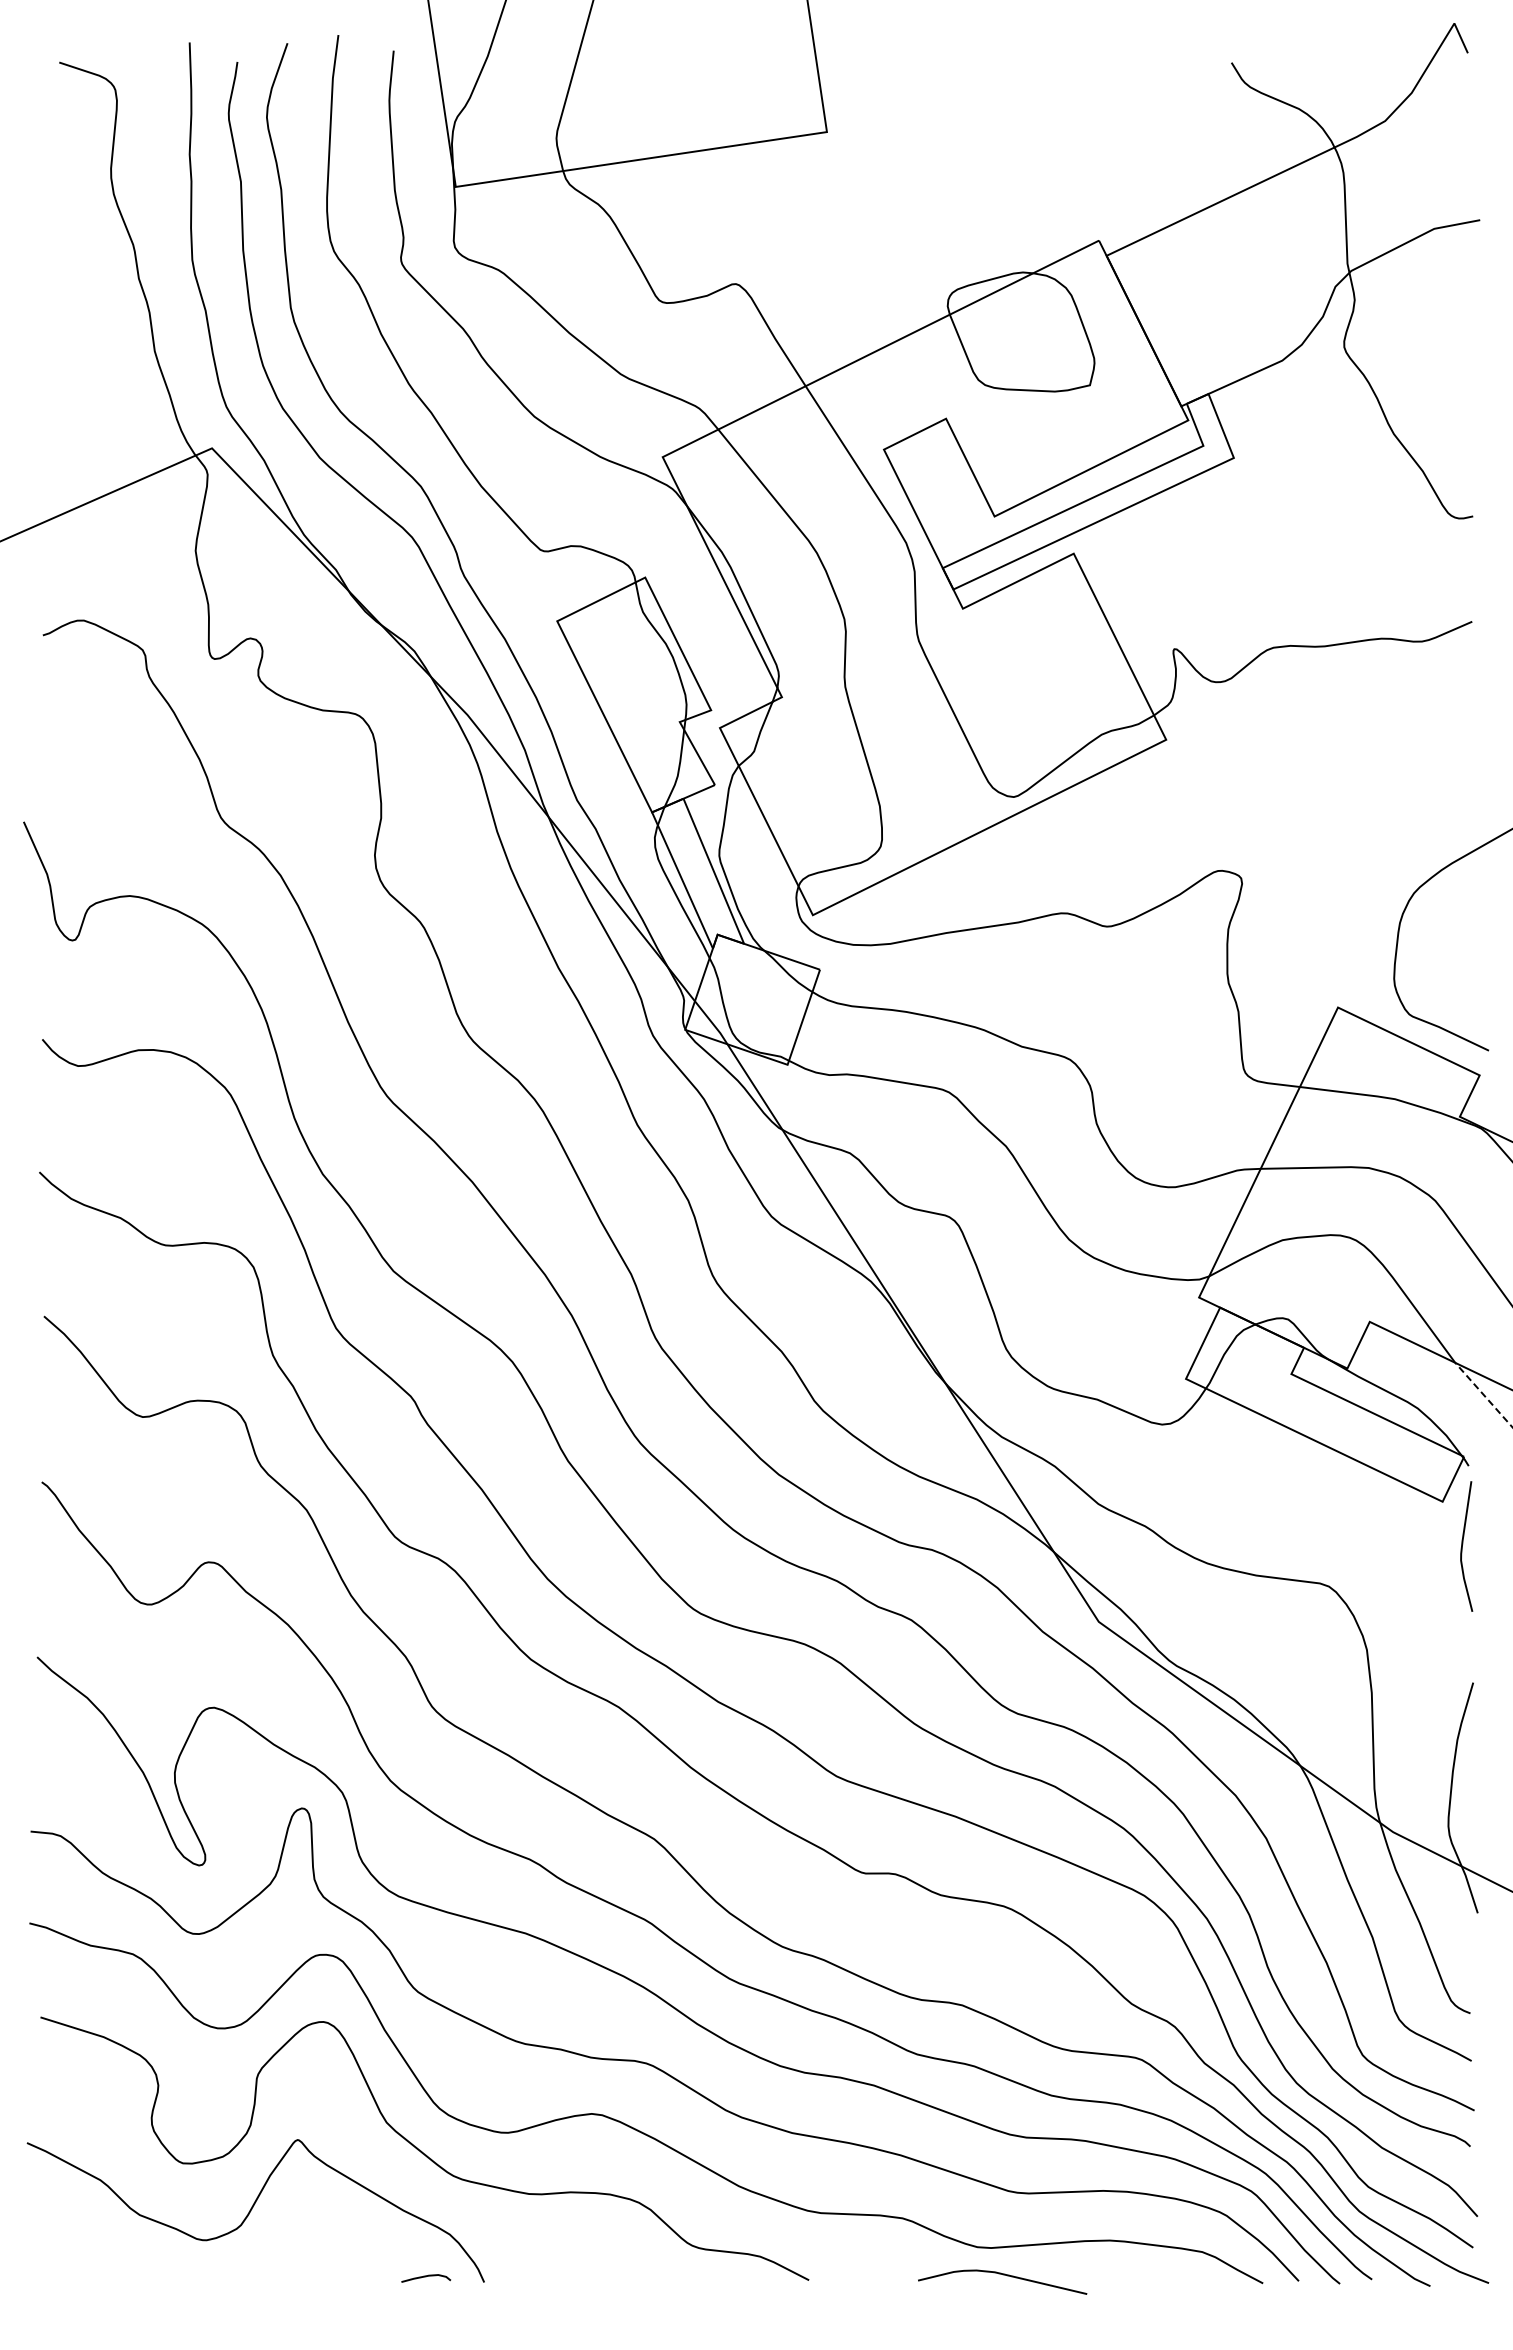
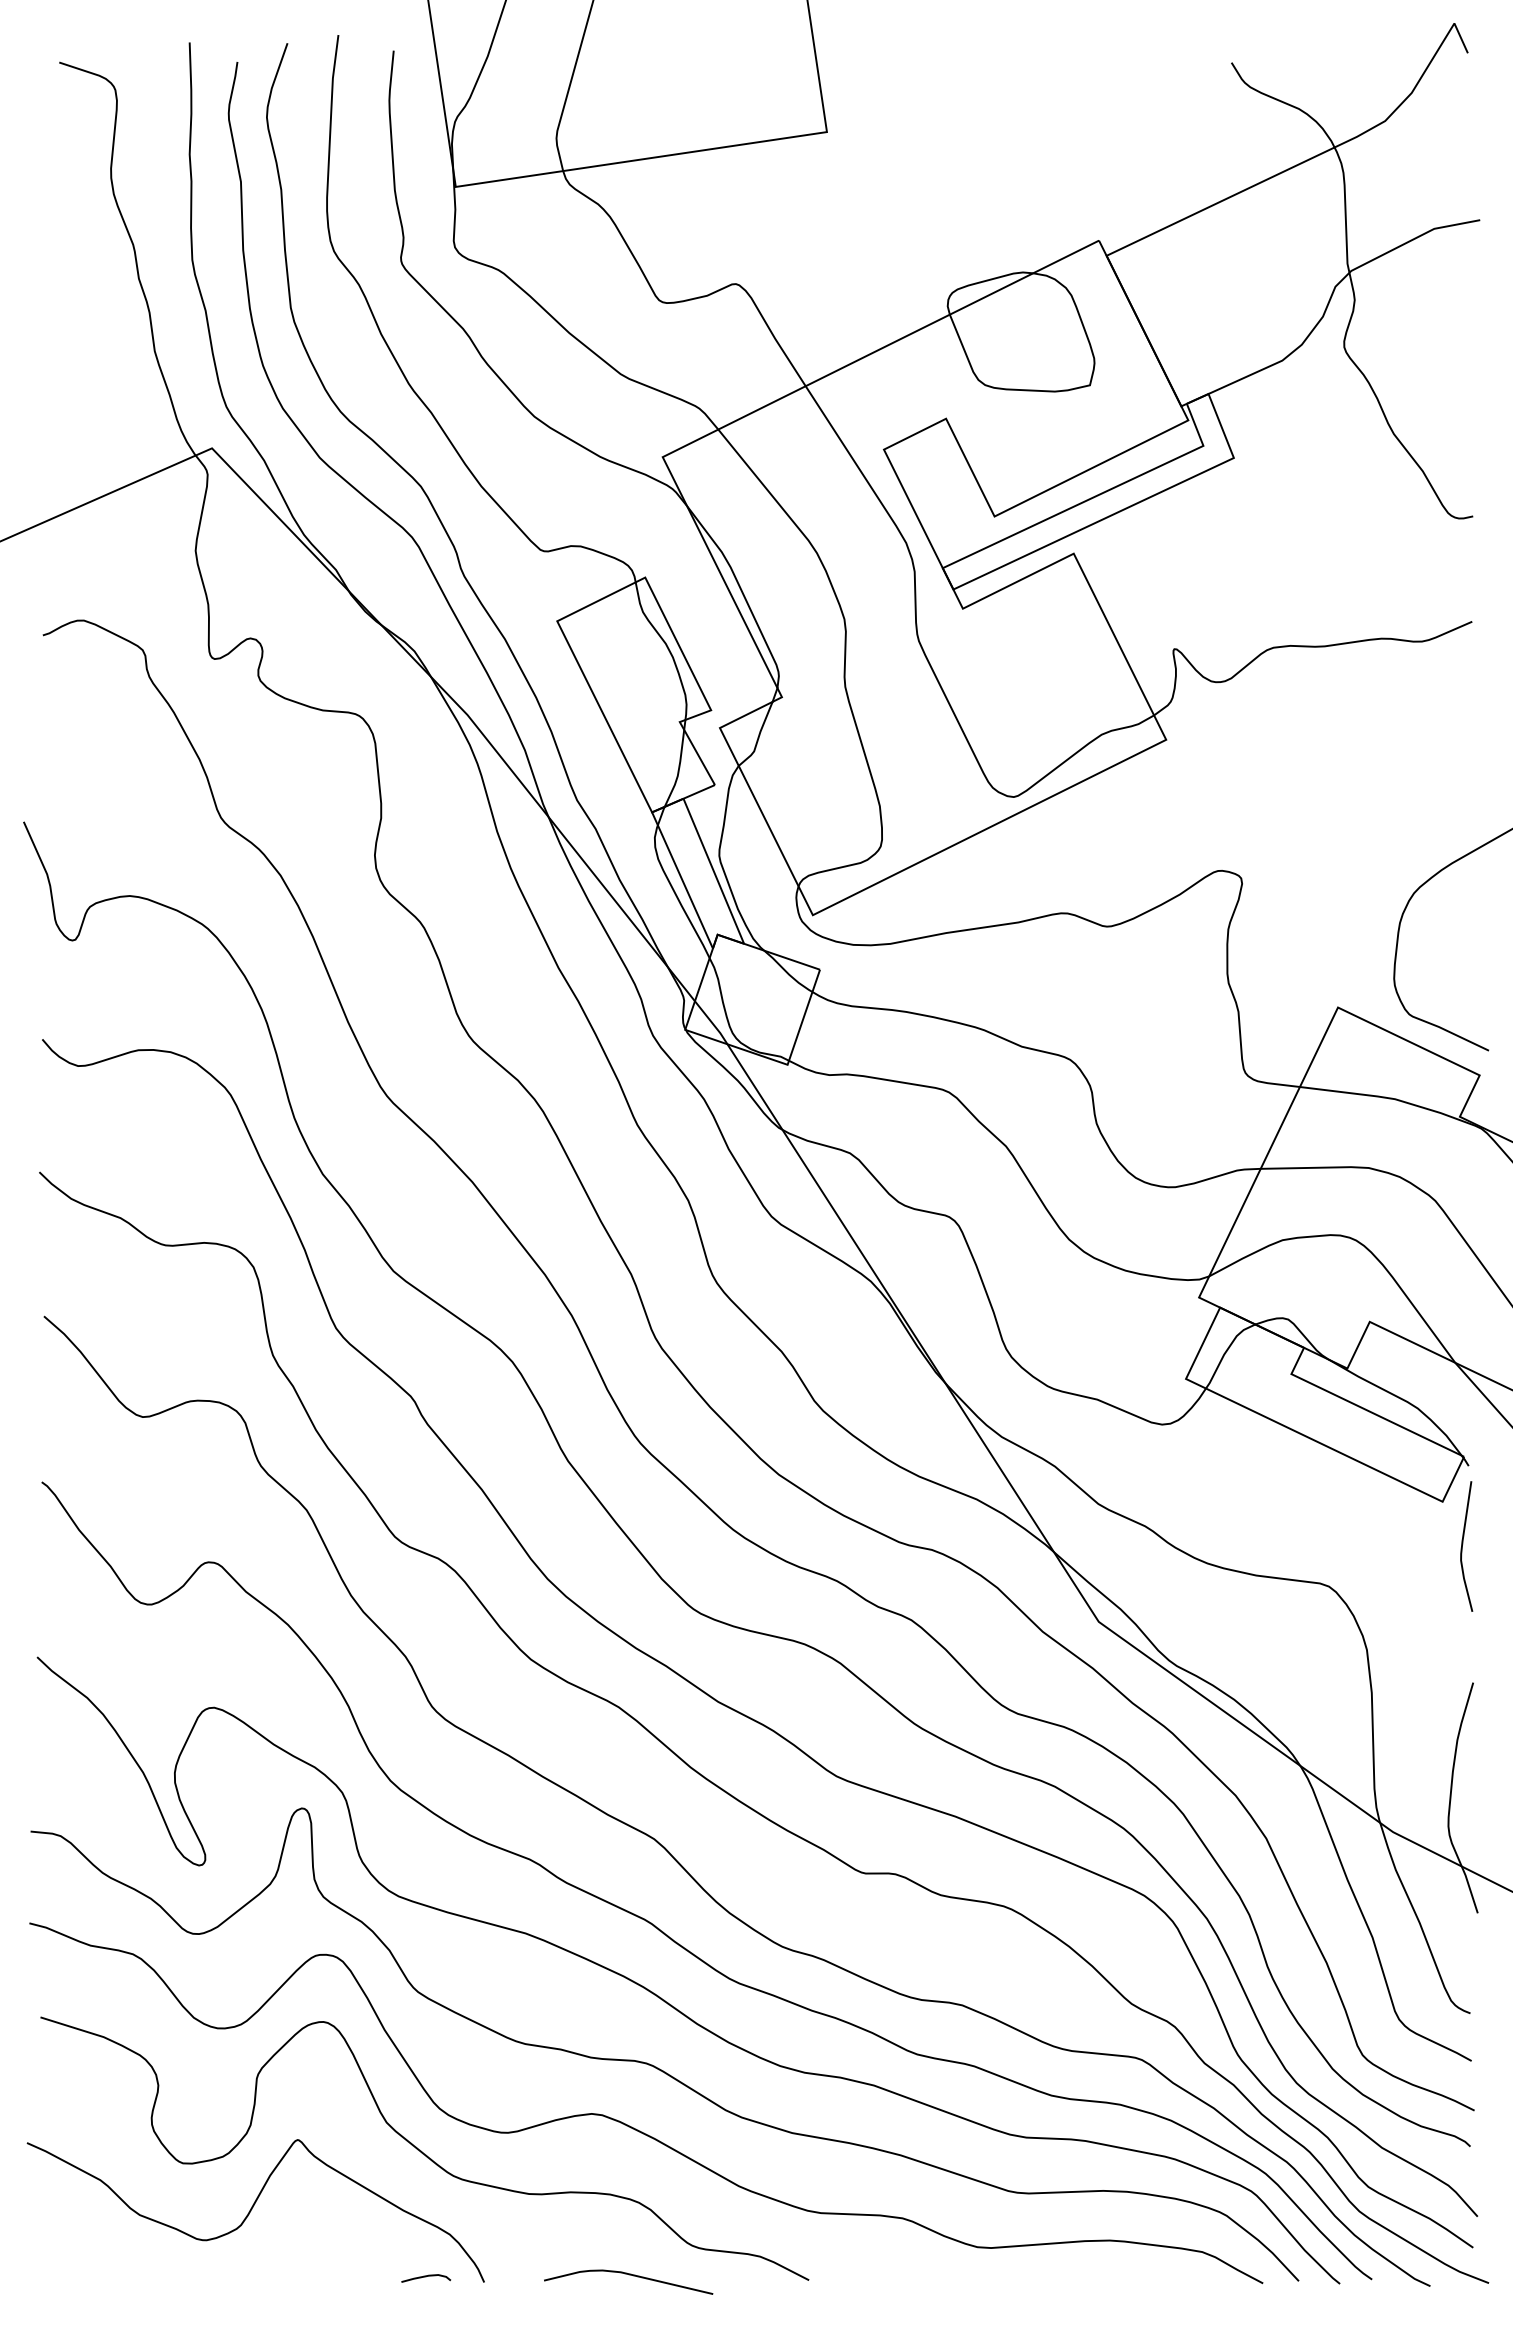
line: dashed -> solid (1484, 1395)
curve position: (1003, 2275) -> (629, 2275) (629, 2275)
